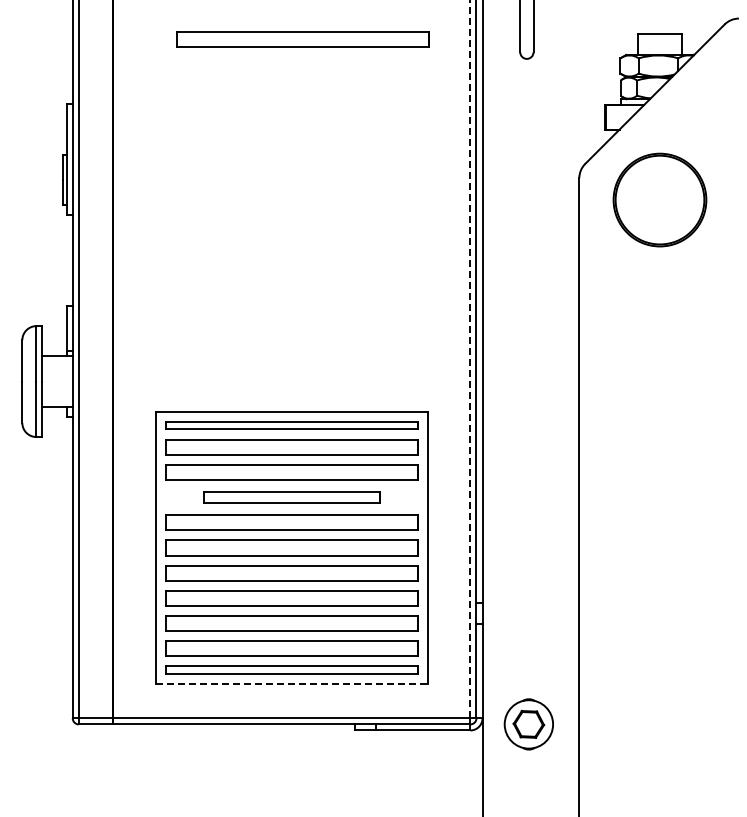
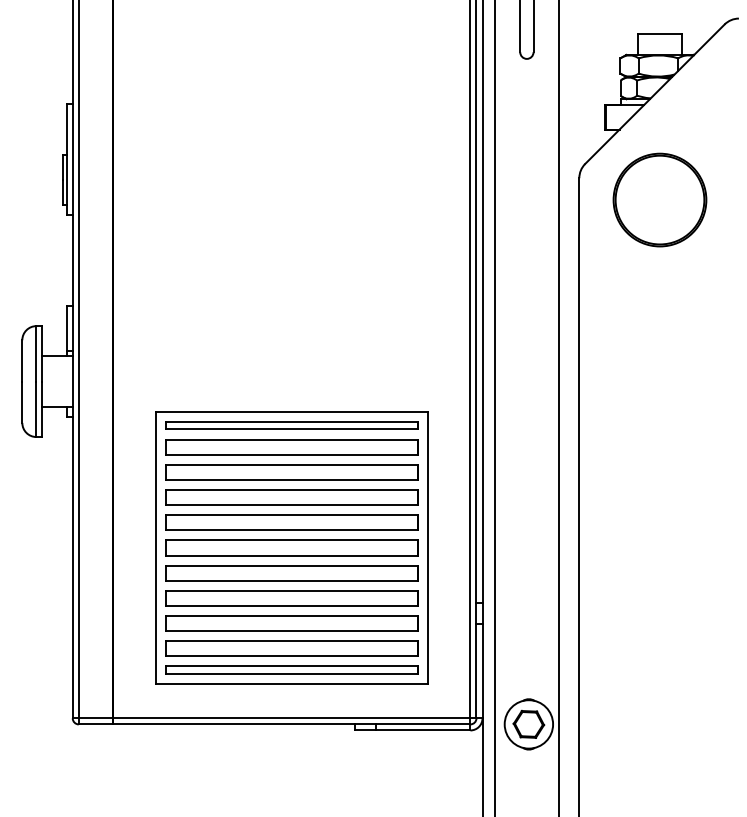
part: present -> none (302, 39)
line: dashed -> solid (470, 359)
line: none -> present (494, 407)
line: none -> present (559, 407)
part size: 178x13 px -> 254x17 px (291, 497)
line: dashed -> solid (292, 684)
